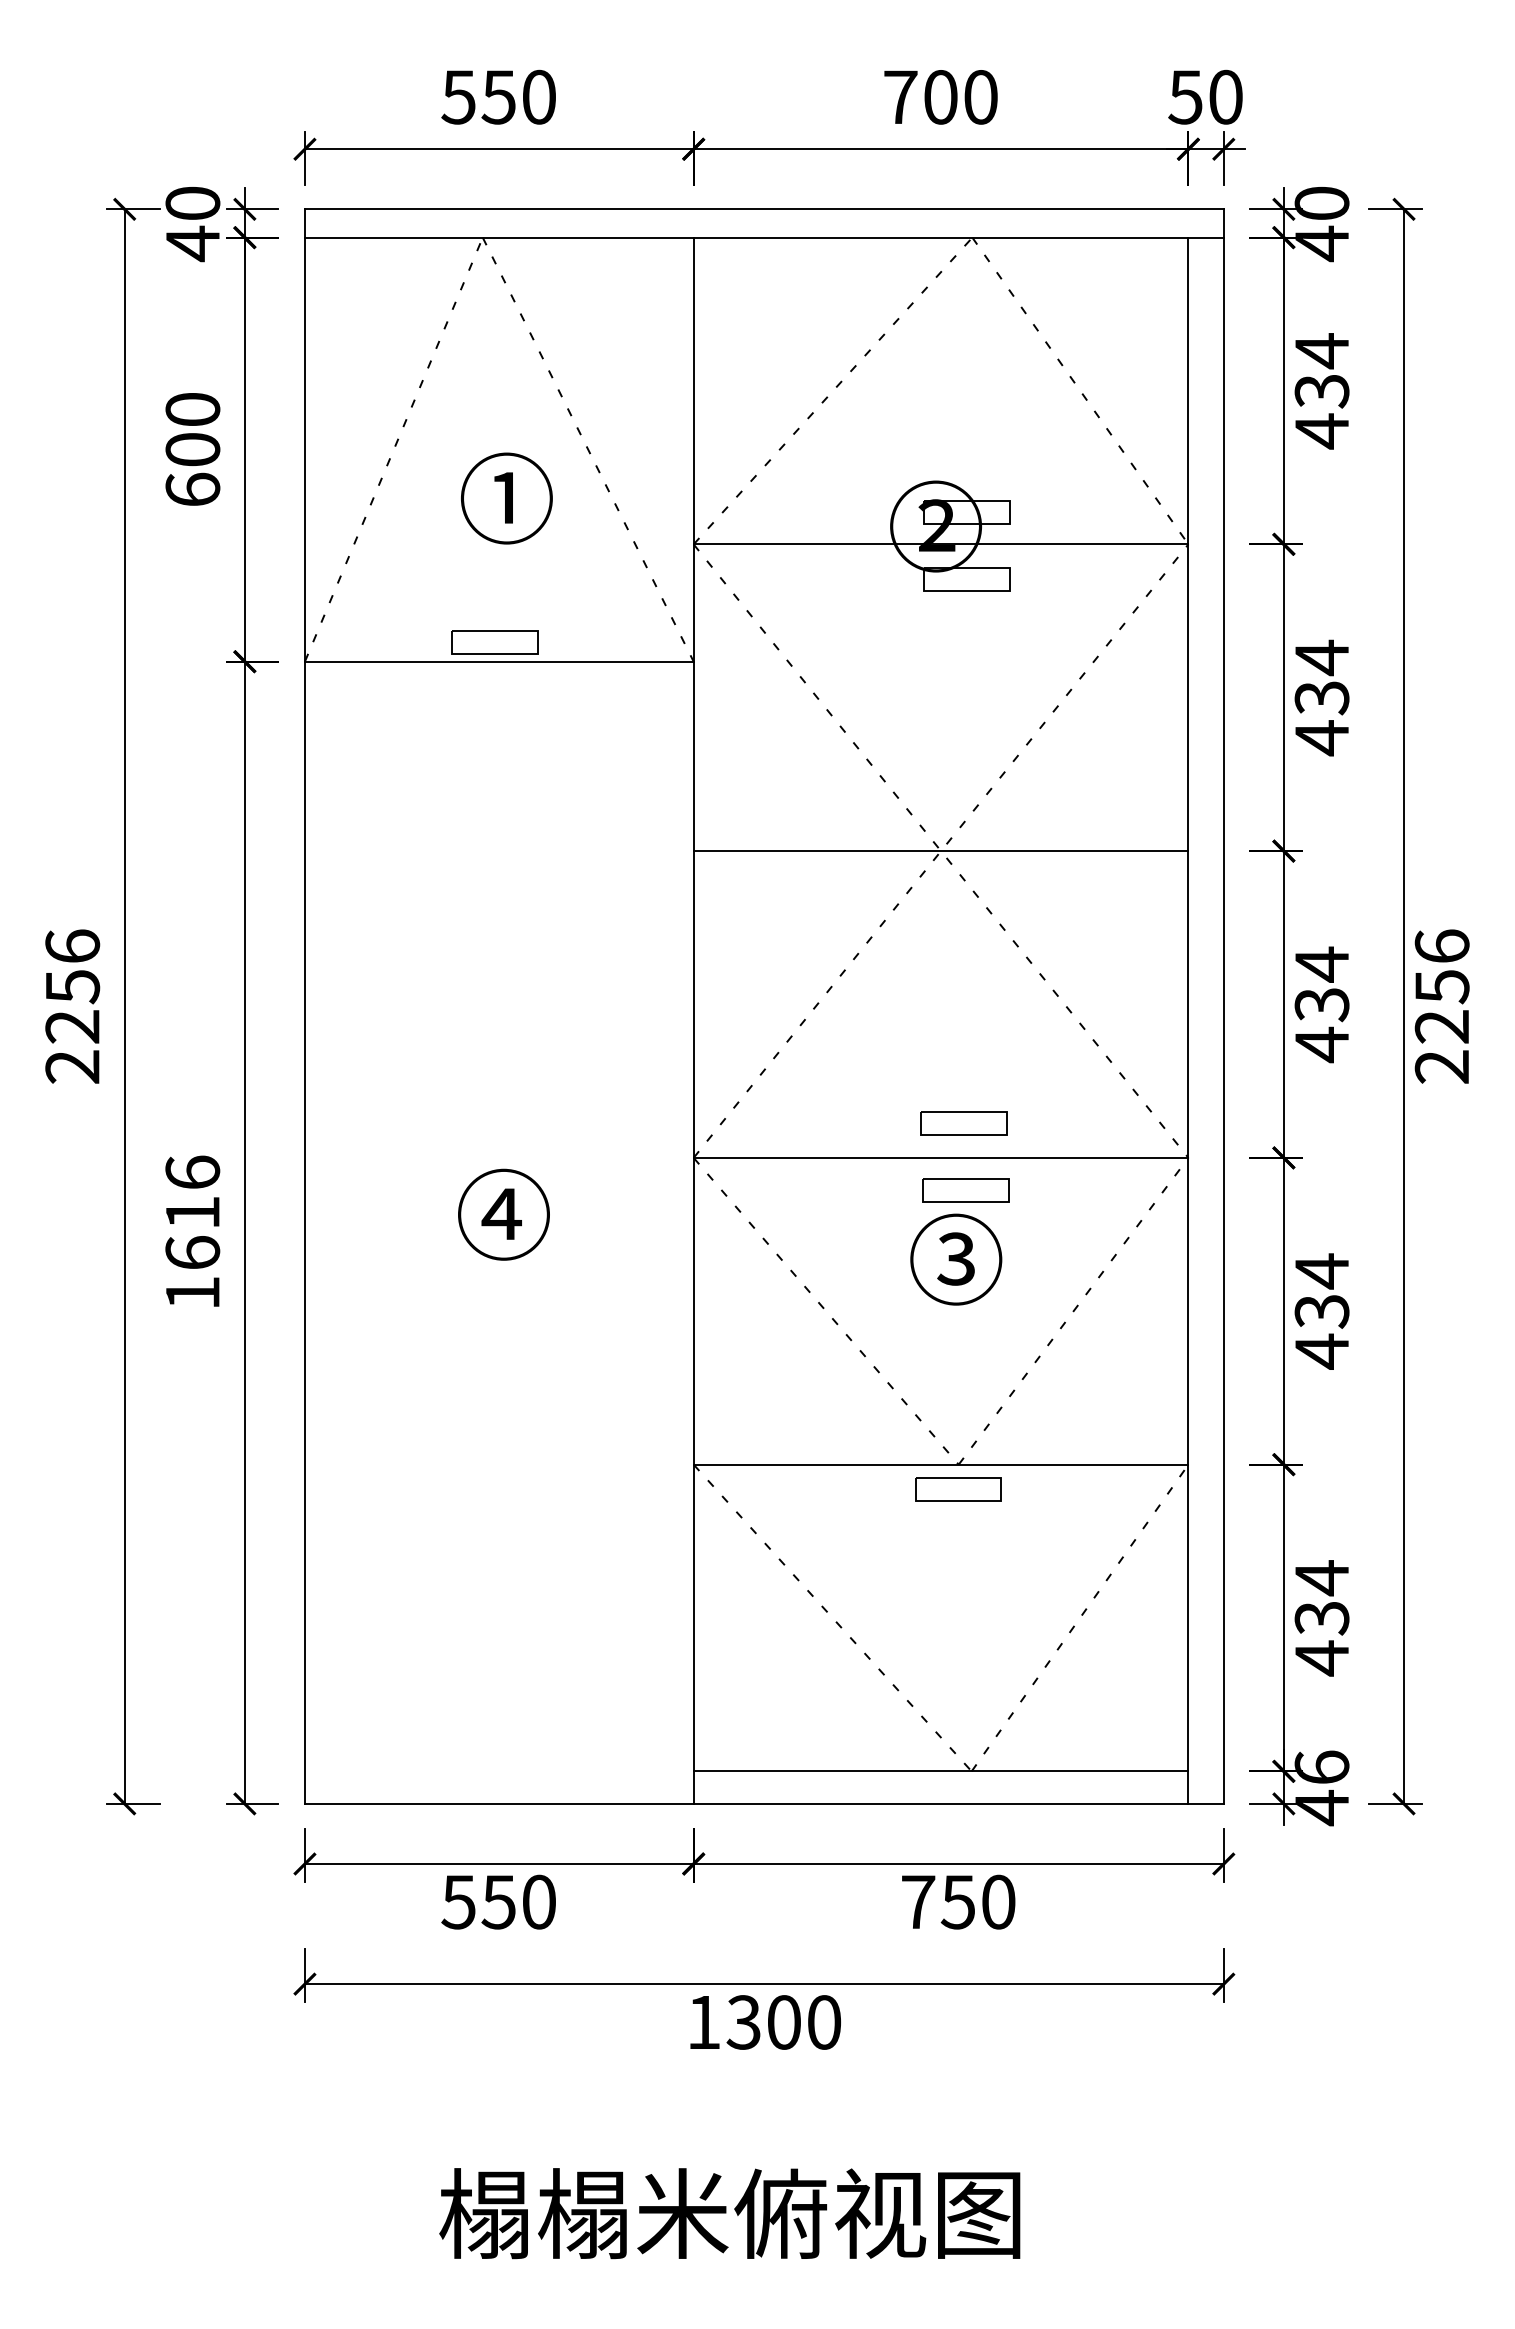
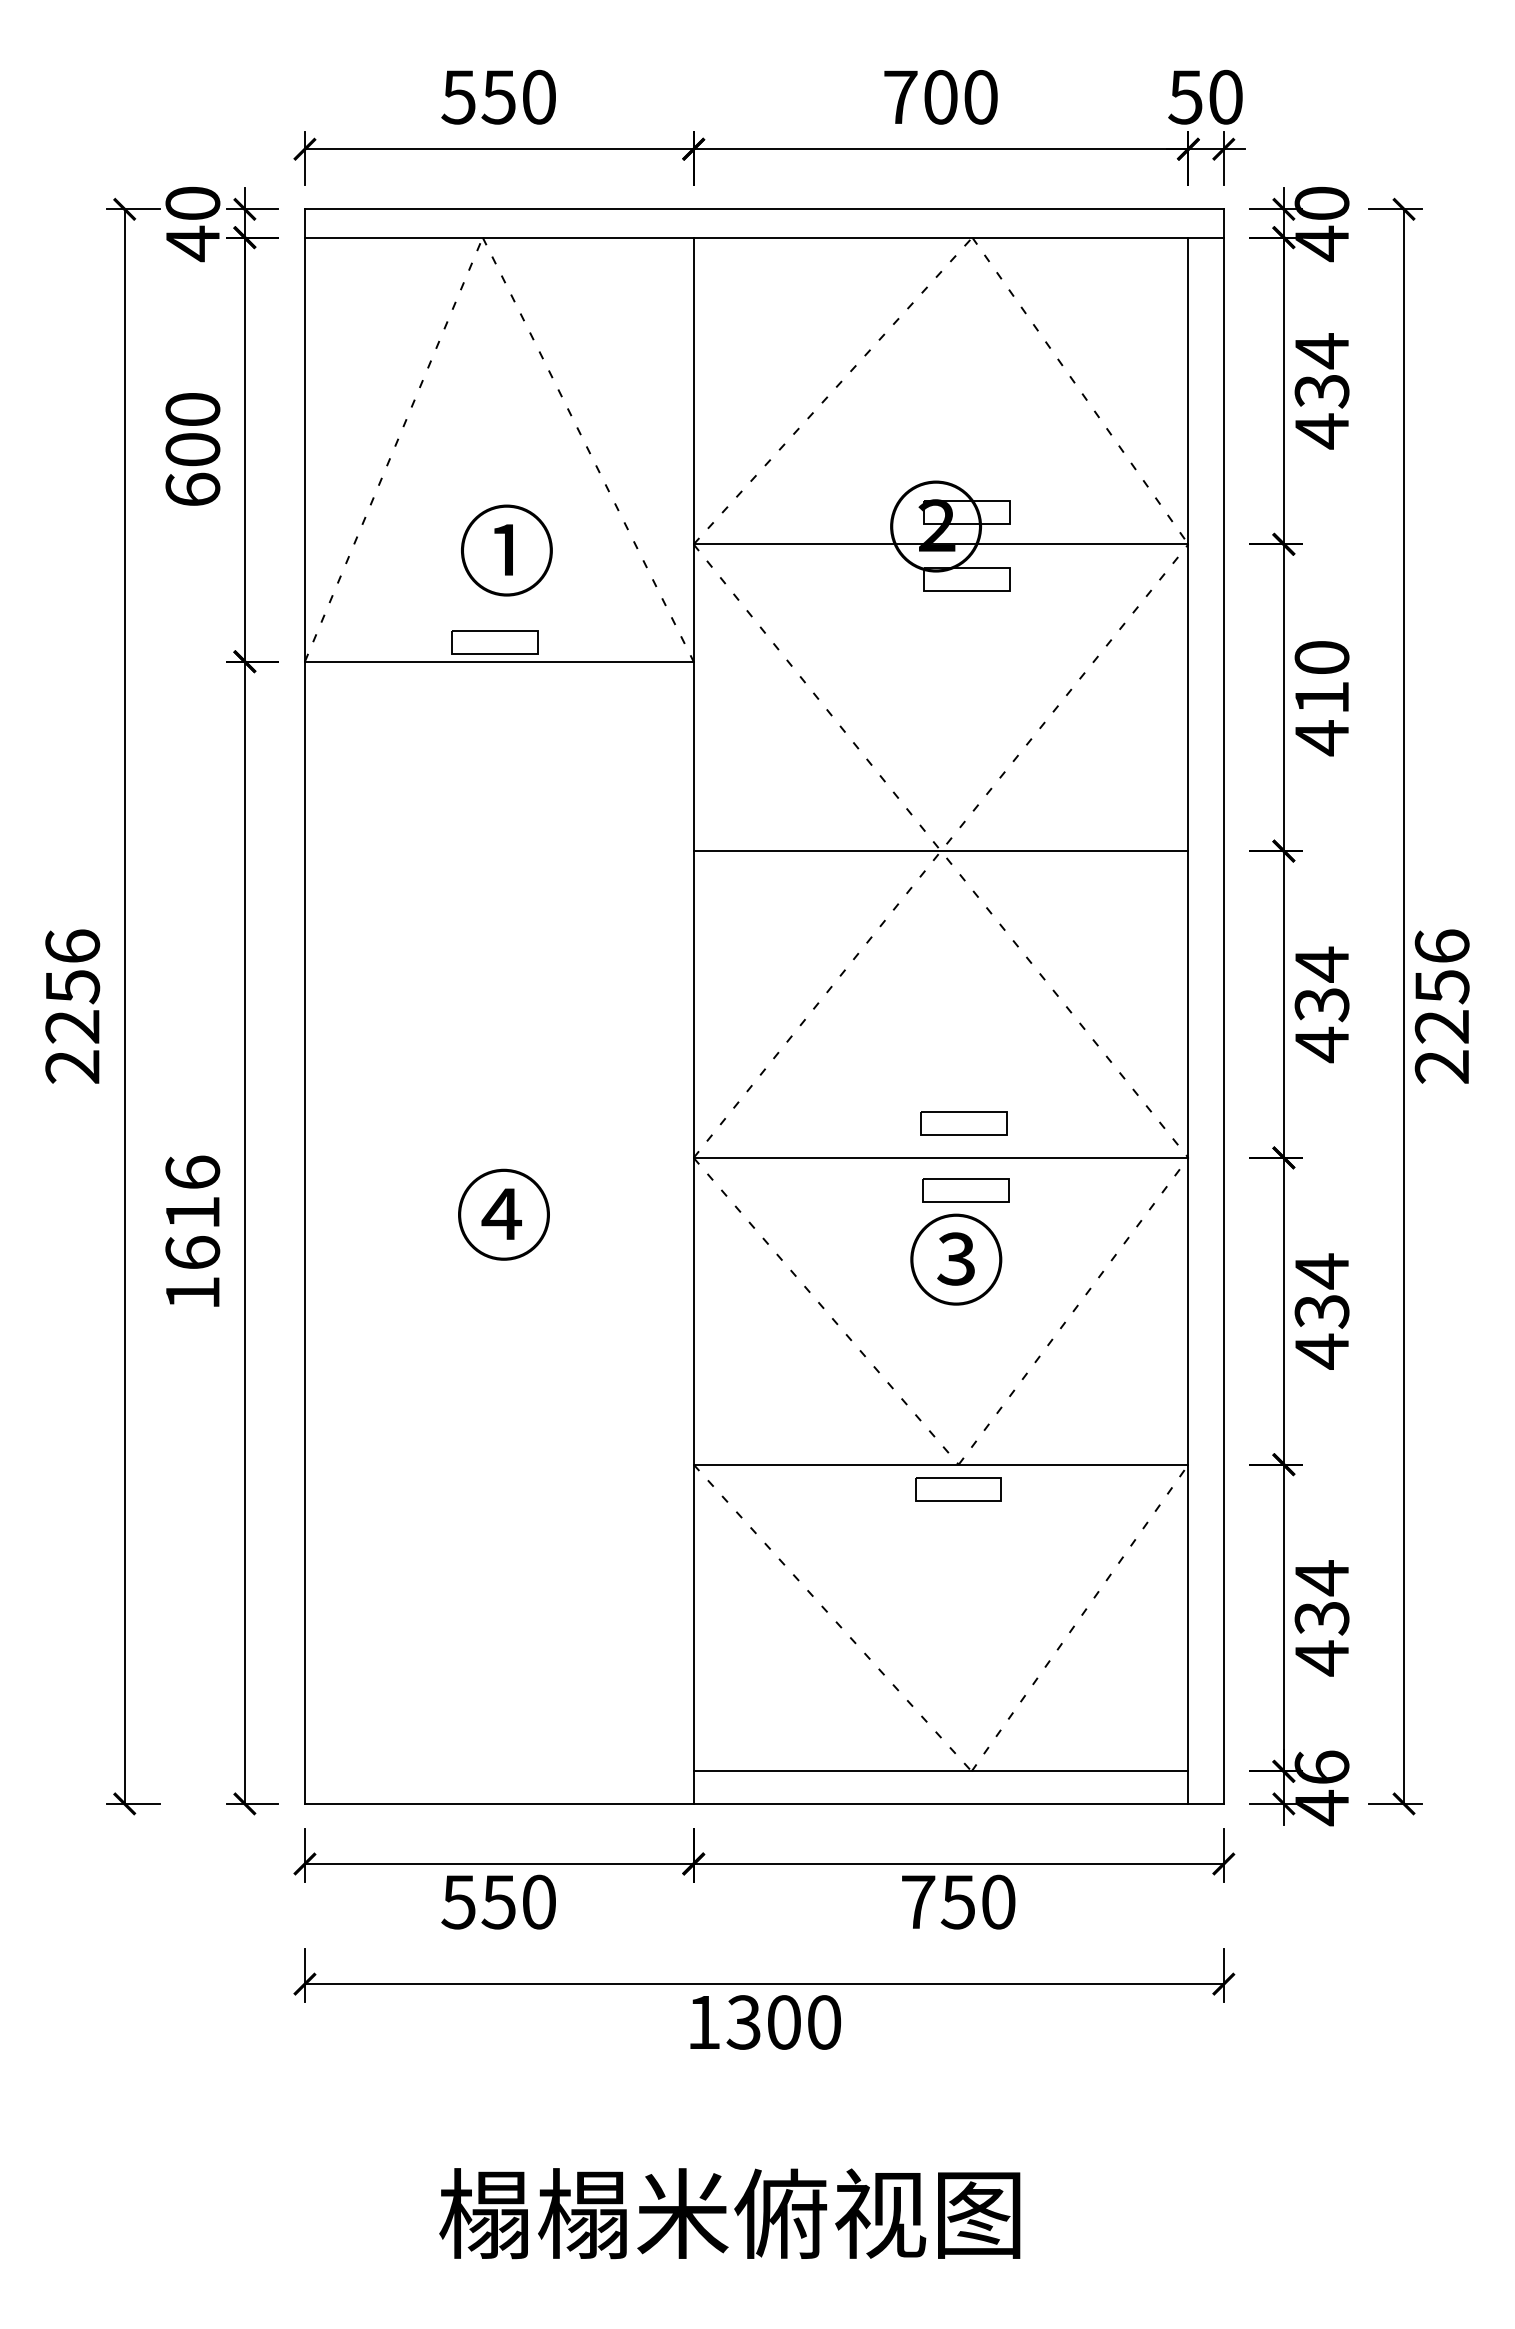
text position: (506, 498) -> (506, 550) (506, 550)
text: 434 -> 410 (1321, 677)
